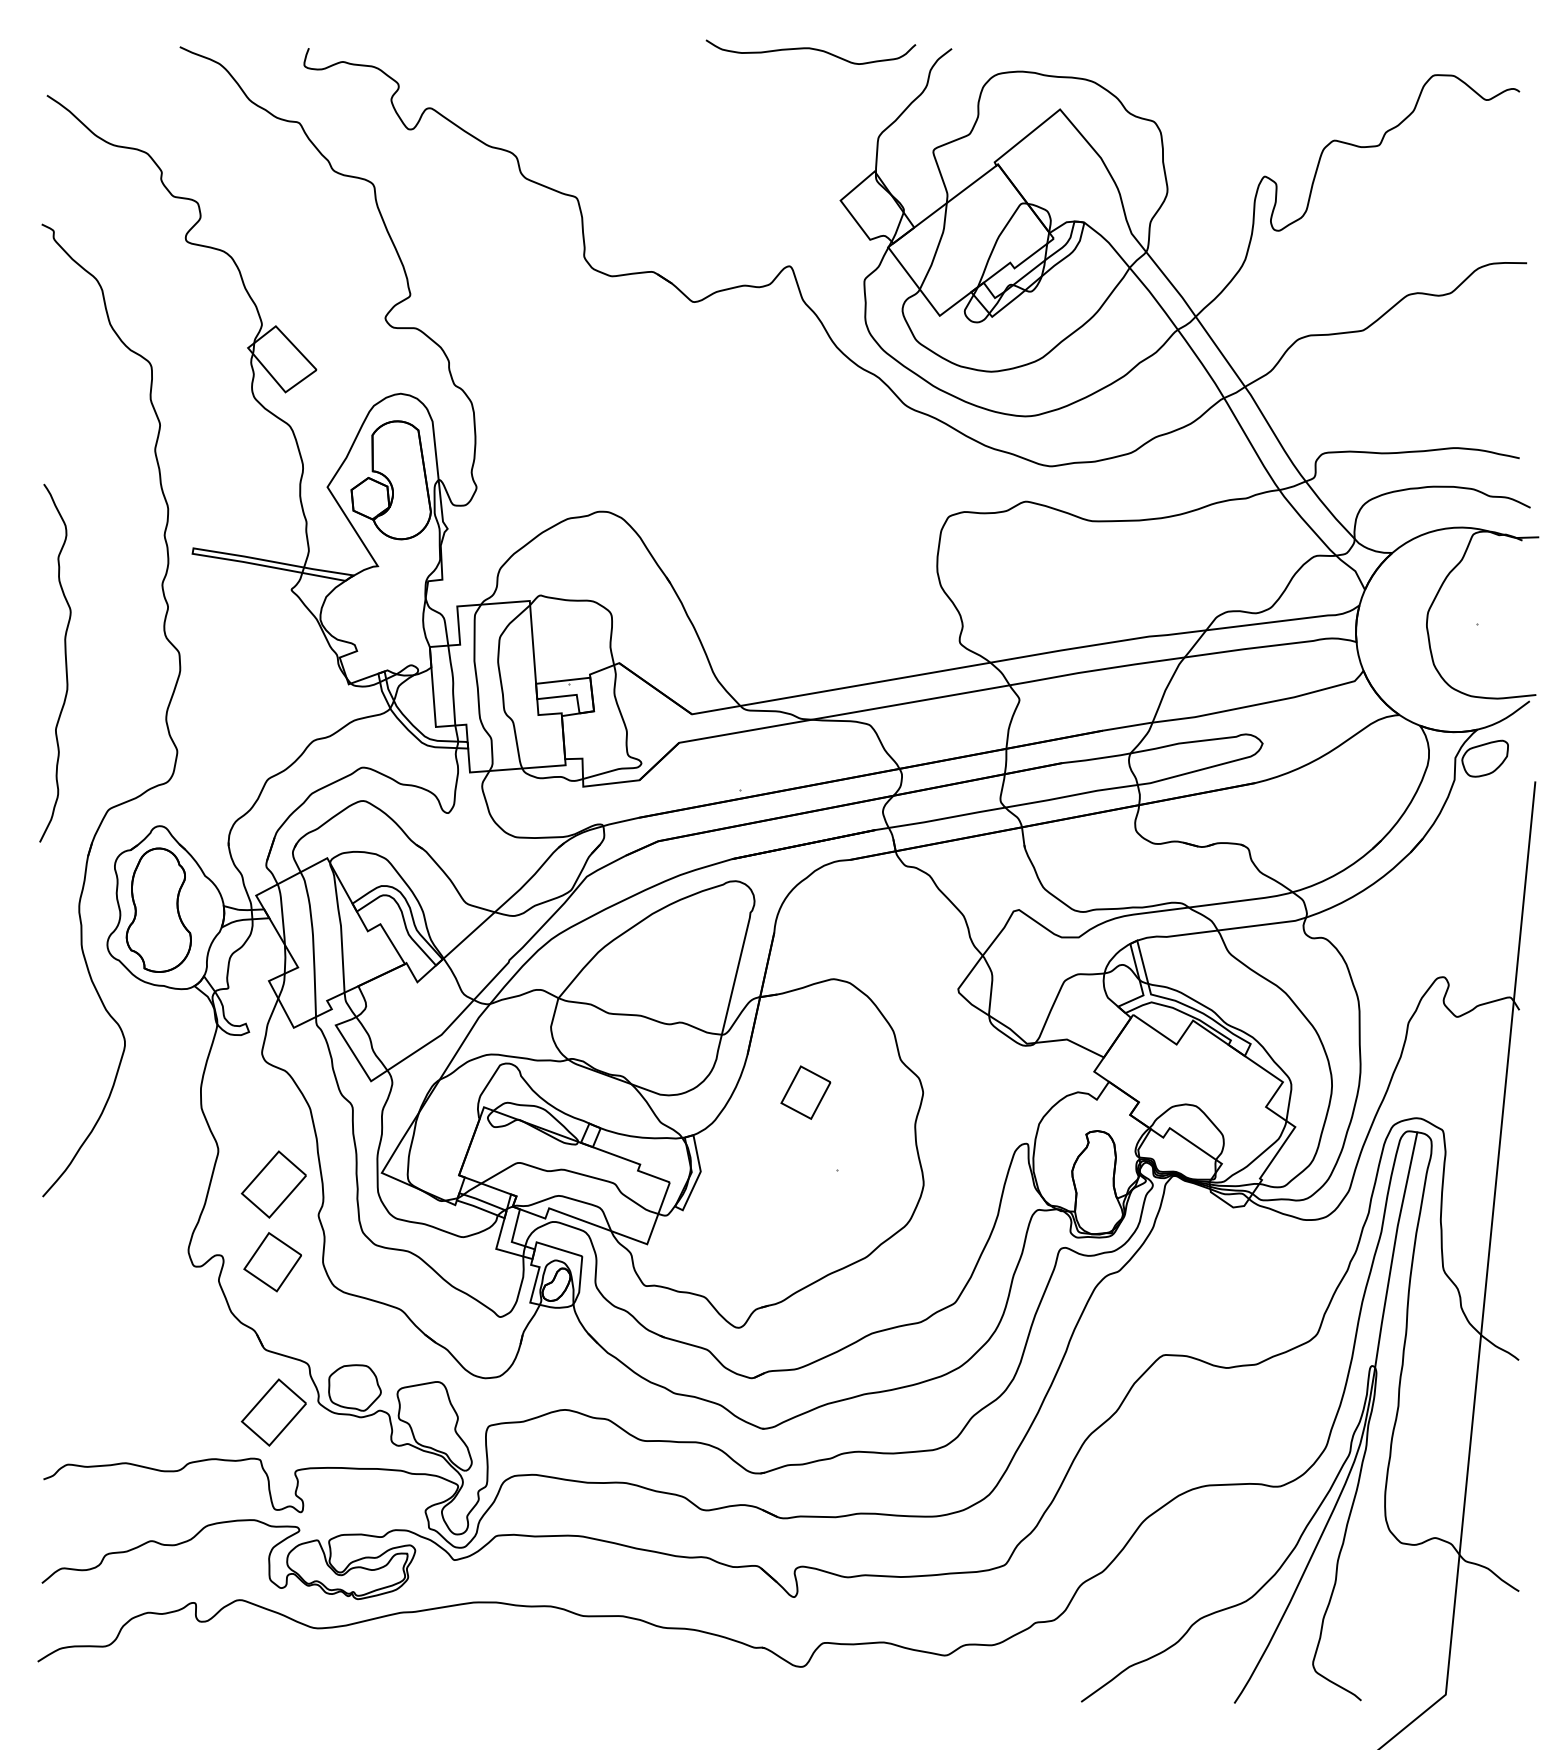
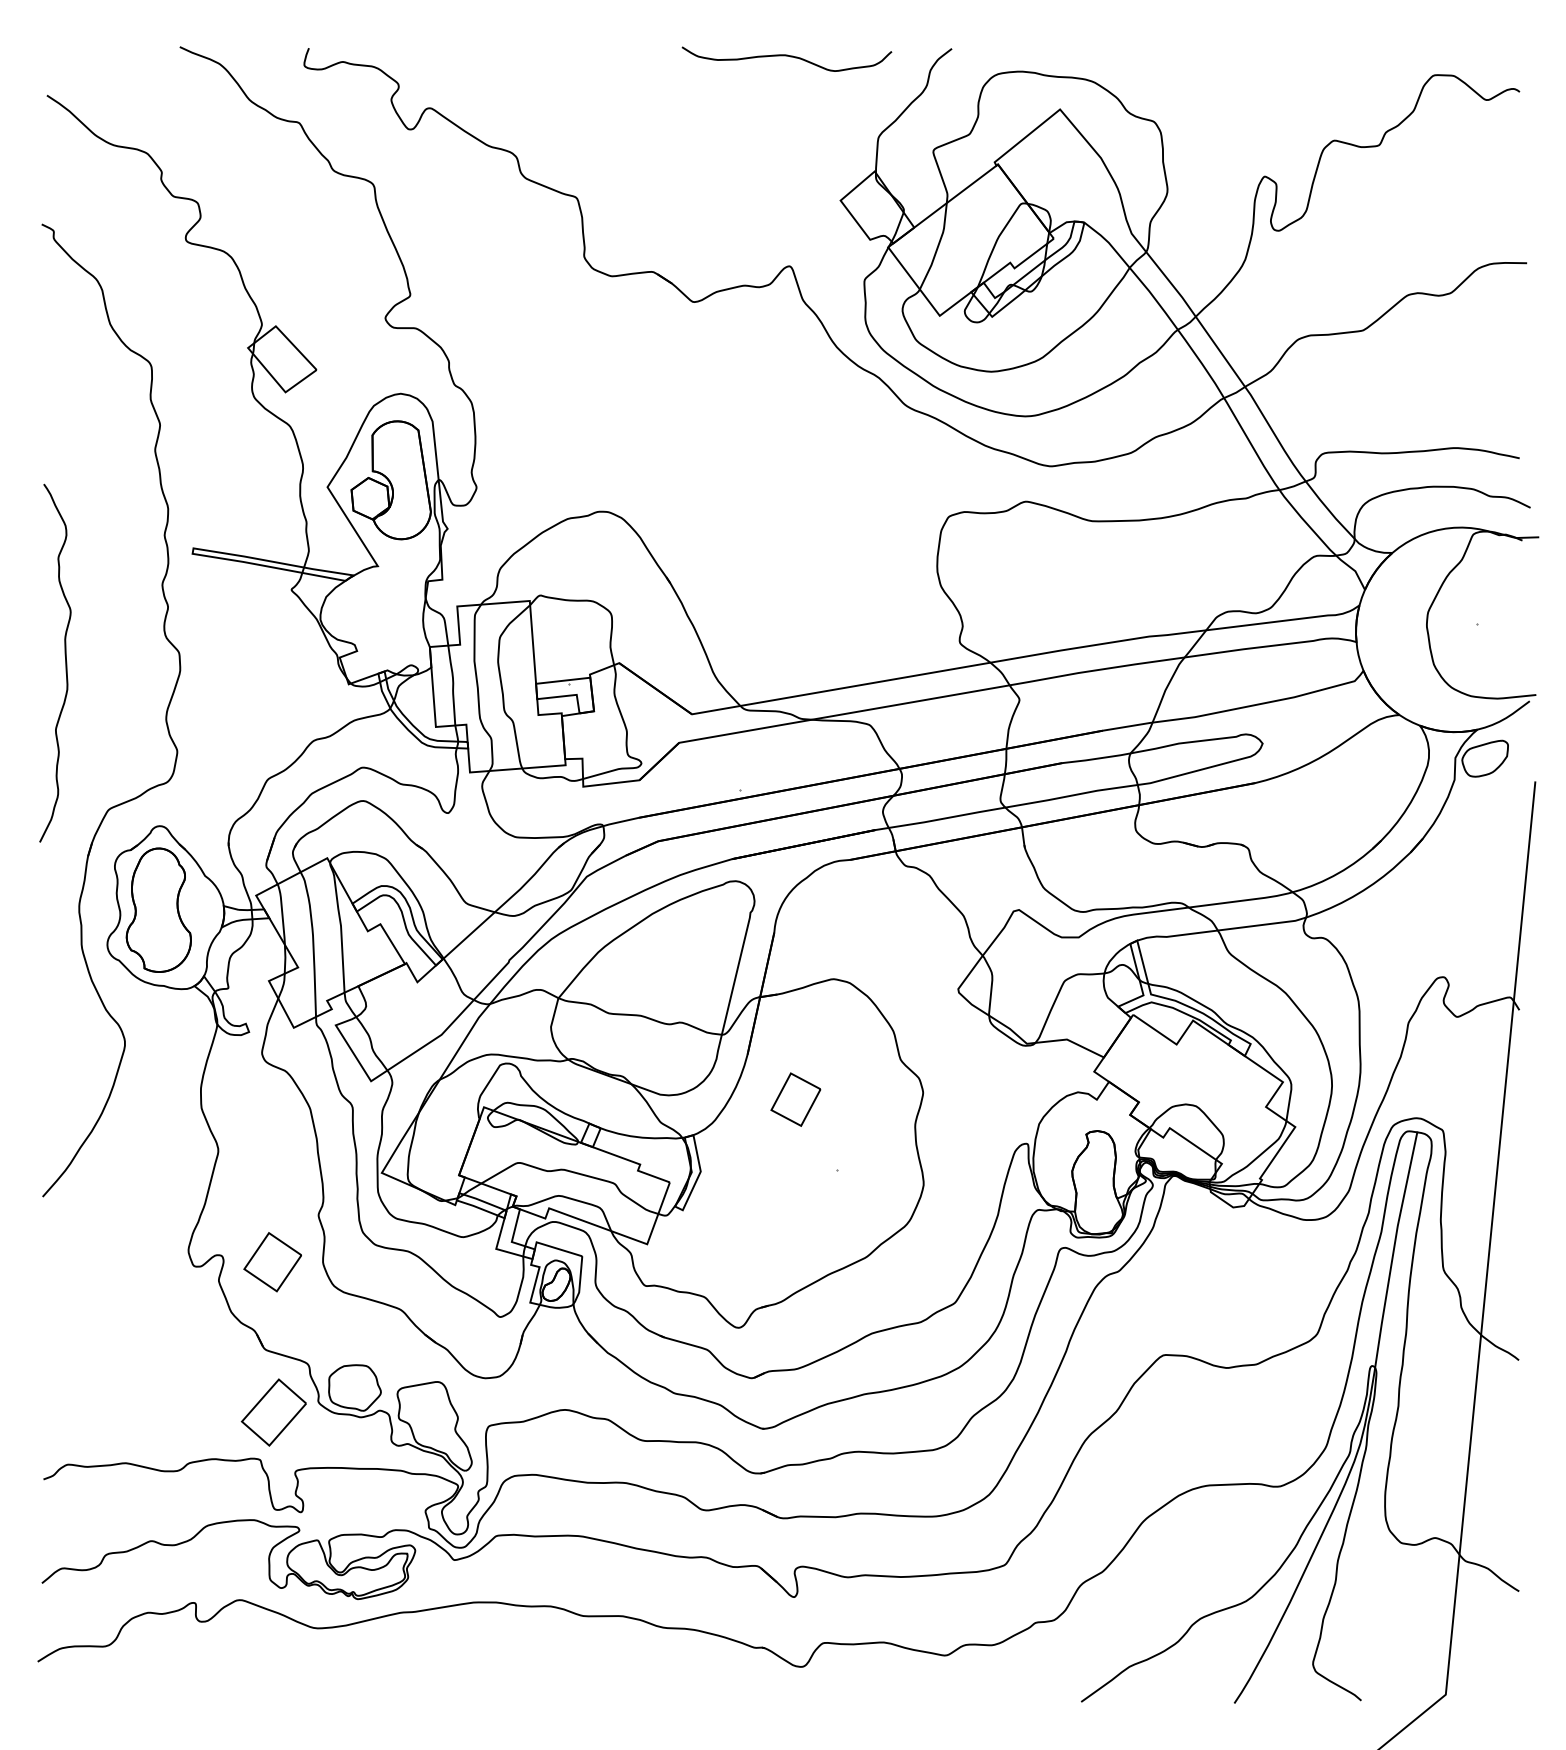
curve position: (810, 49) -> (786, 56) (786, 56)
part position: (805, 1092) -> (795, 1099) (795, 1099)
part: present -> none (273, 1184)
